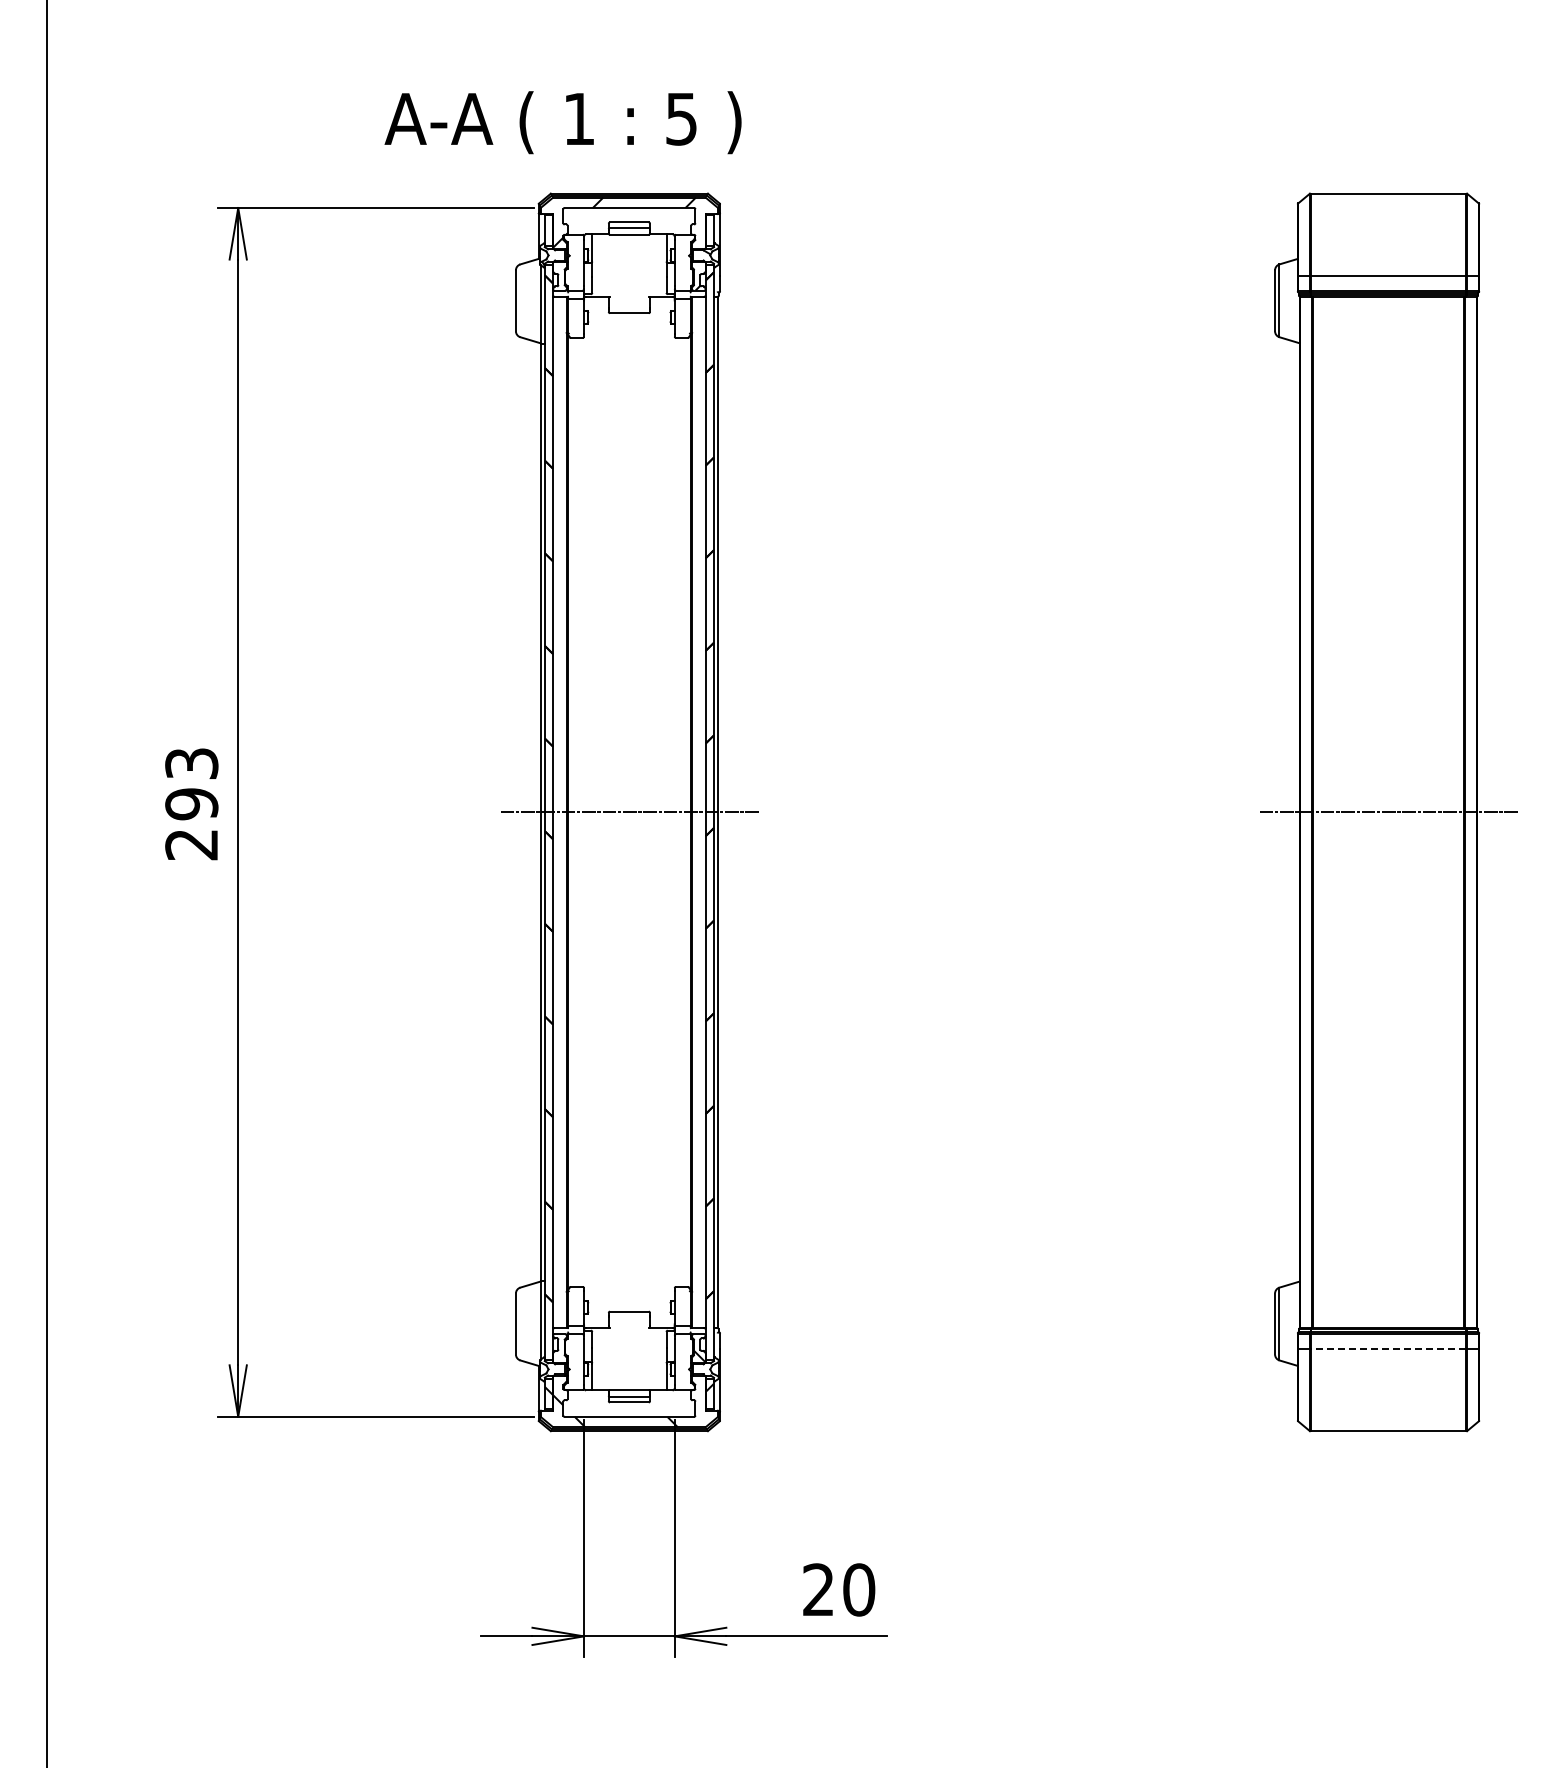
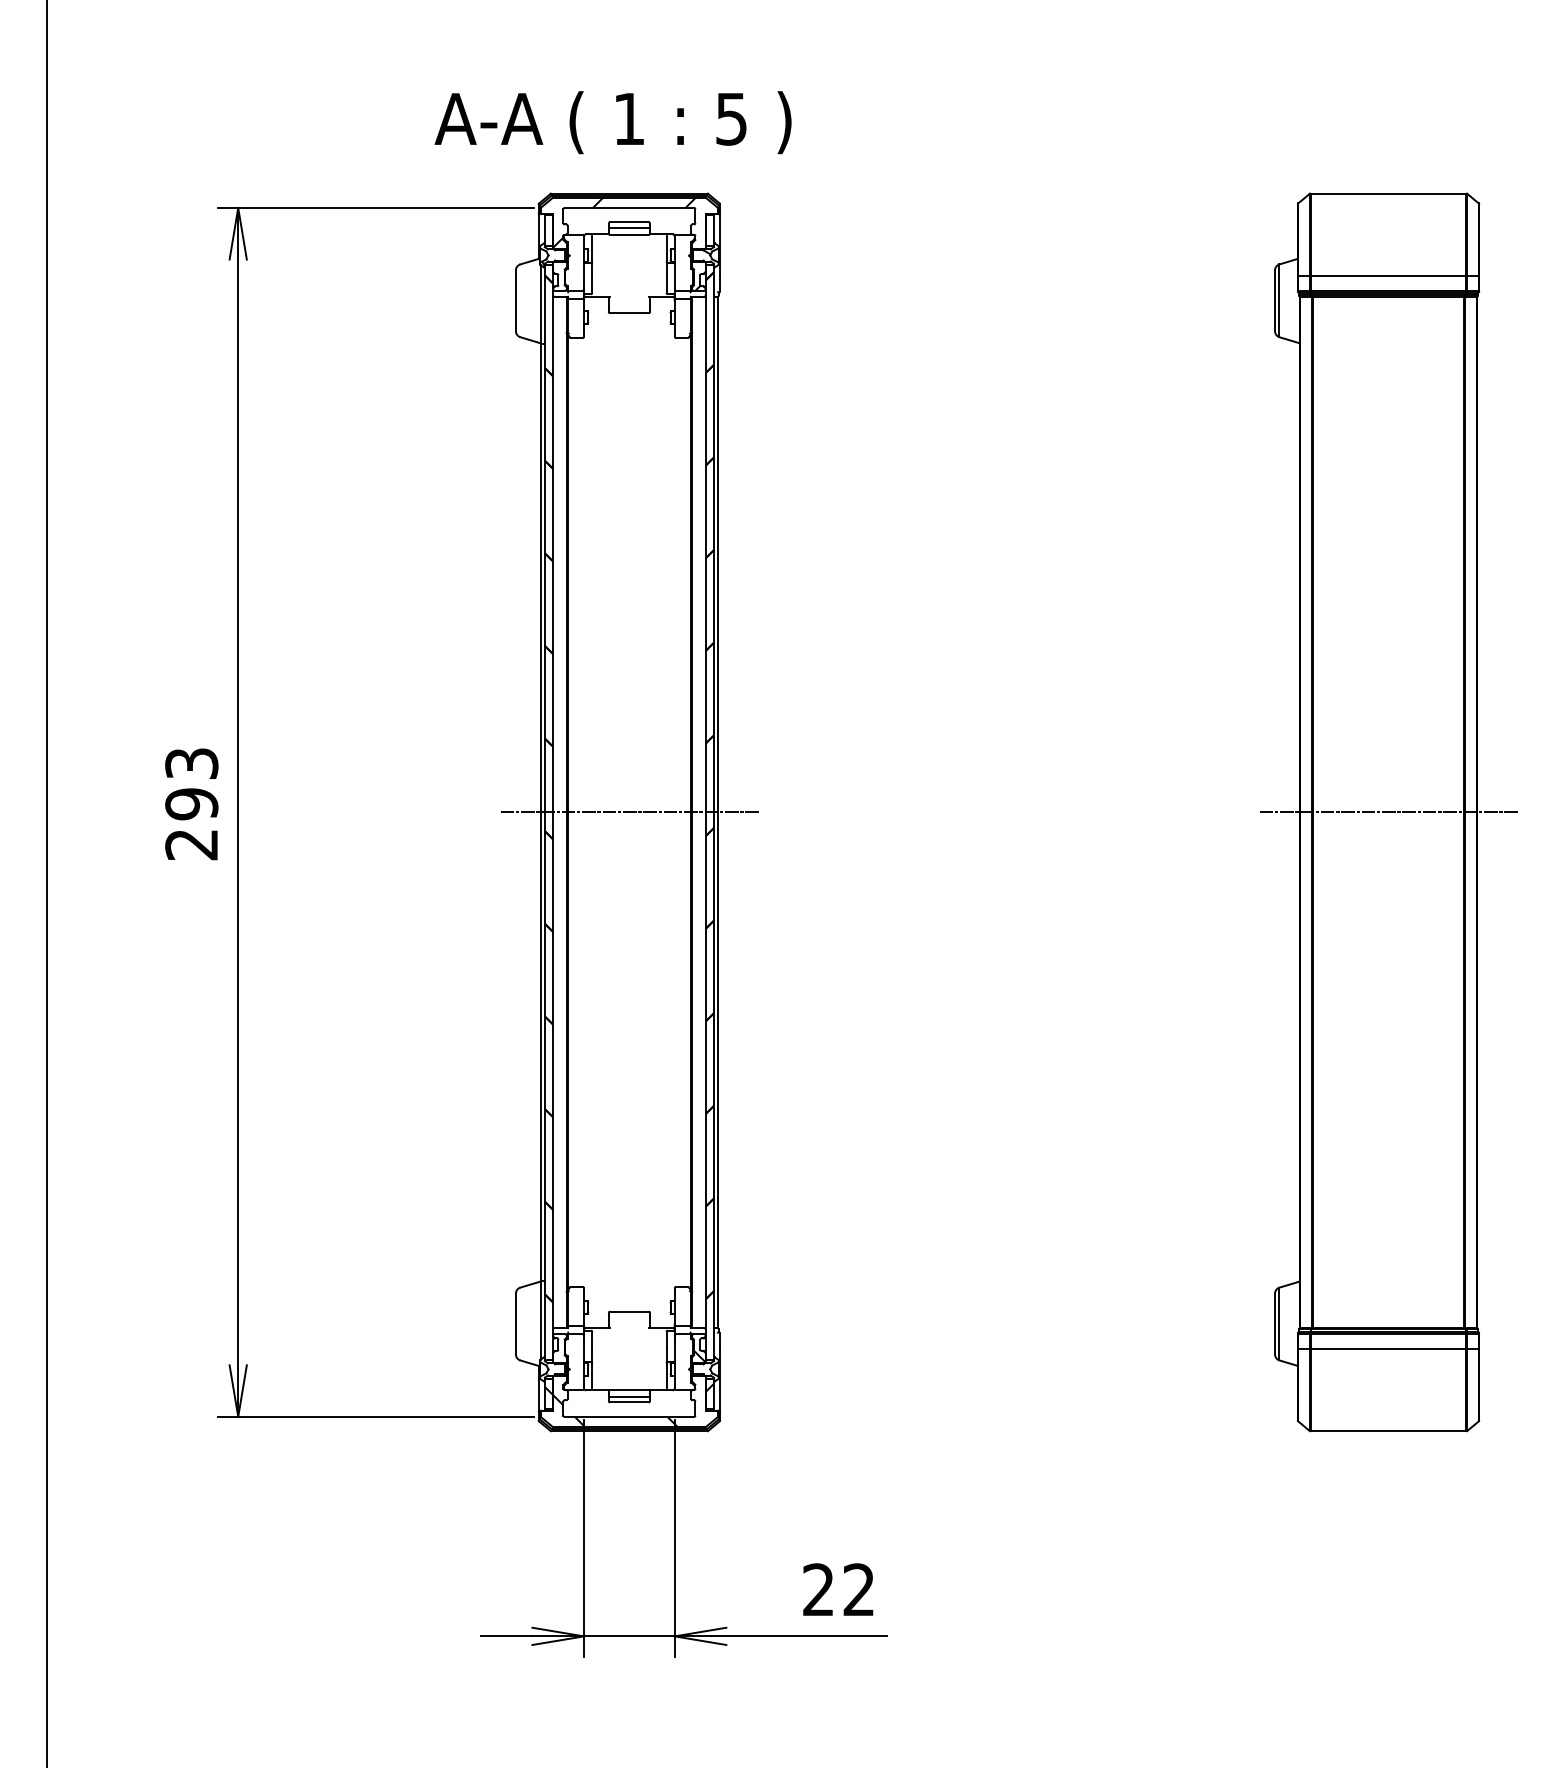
text position: (562, 122) -> (612, 122) (612, 122)
line: dashed -> solid (1388, 1348)
text: 20 -> 22 (859, 1589)
